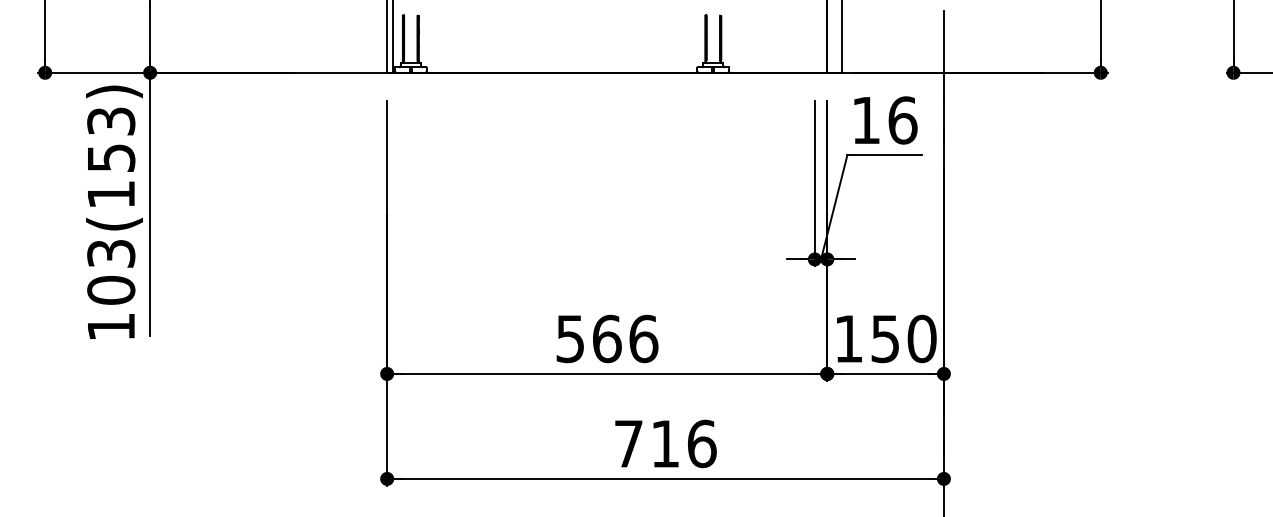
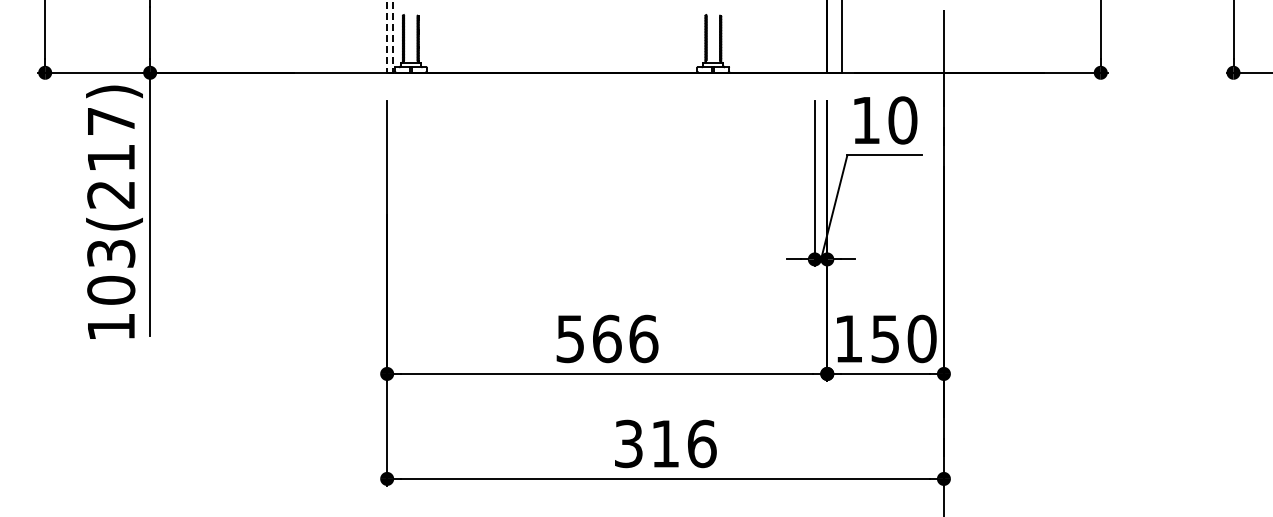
line: solid -> dashed (387, 36)
line: solid -> dashed (393, 36)
text: 16 -> 10 (902, 120)
text: 103(153) -> 103(217) (111, 157)
text: 716 -> 316 (628, 443)
